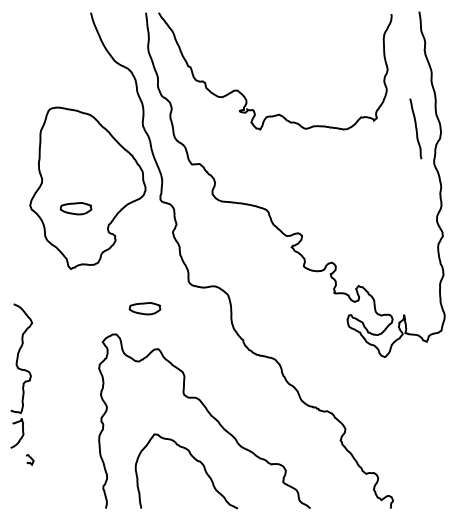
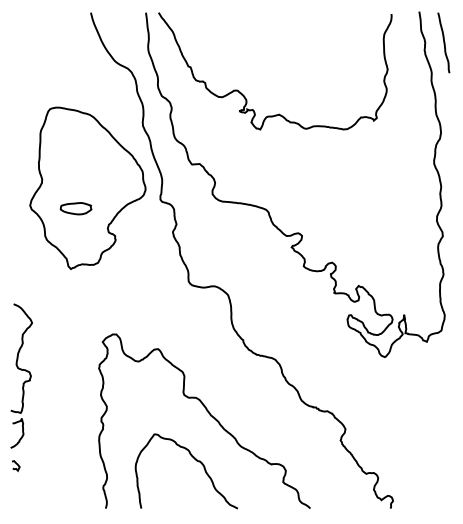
curve position: (415, 128) -> (443, 42) (443, 42)
part: present -> none (144, 308)
curve position: (31, 459) -> (17, 465) (17, 465)
